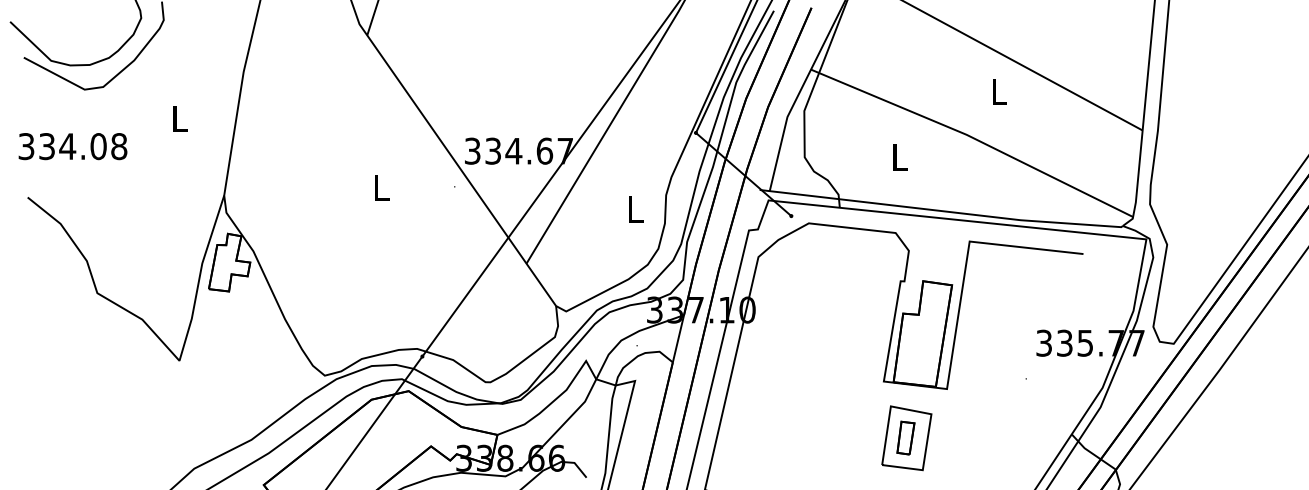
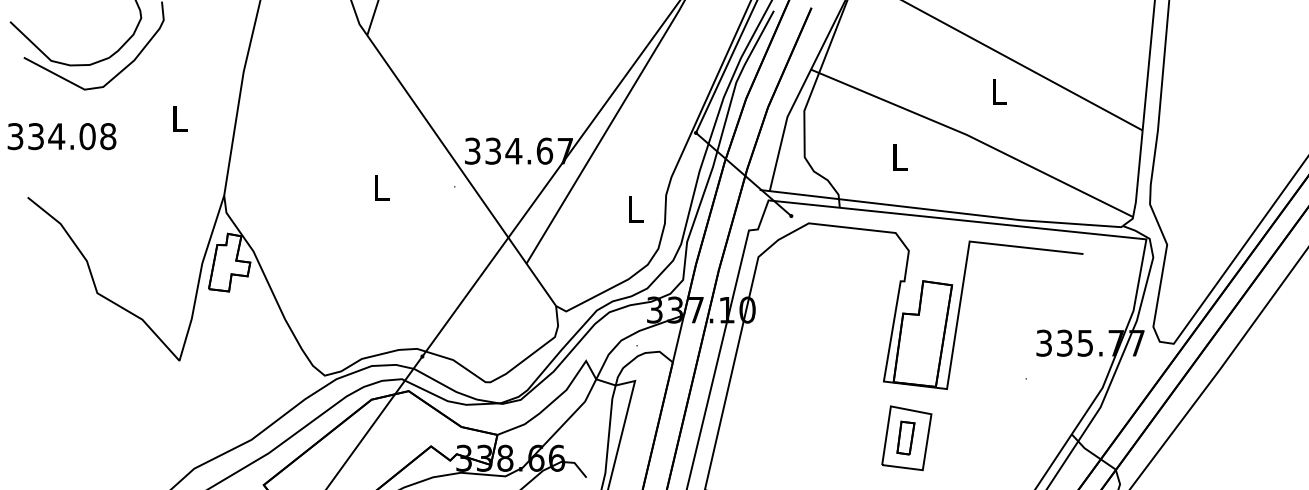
text position: (72, 146) -> (61, 136) (61, 136)
